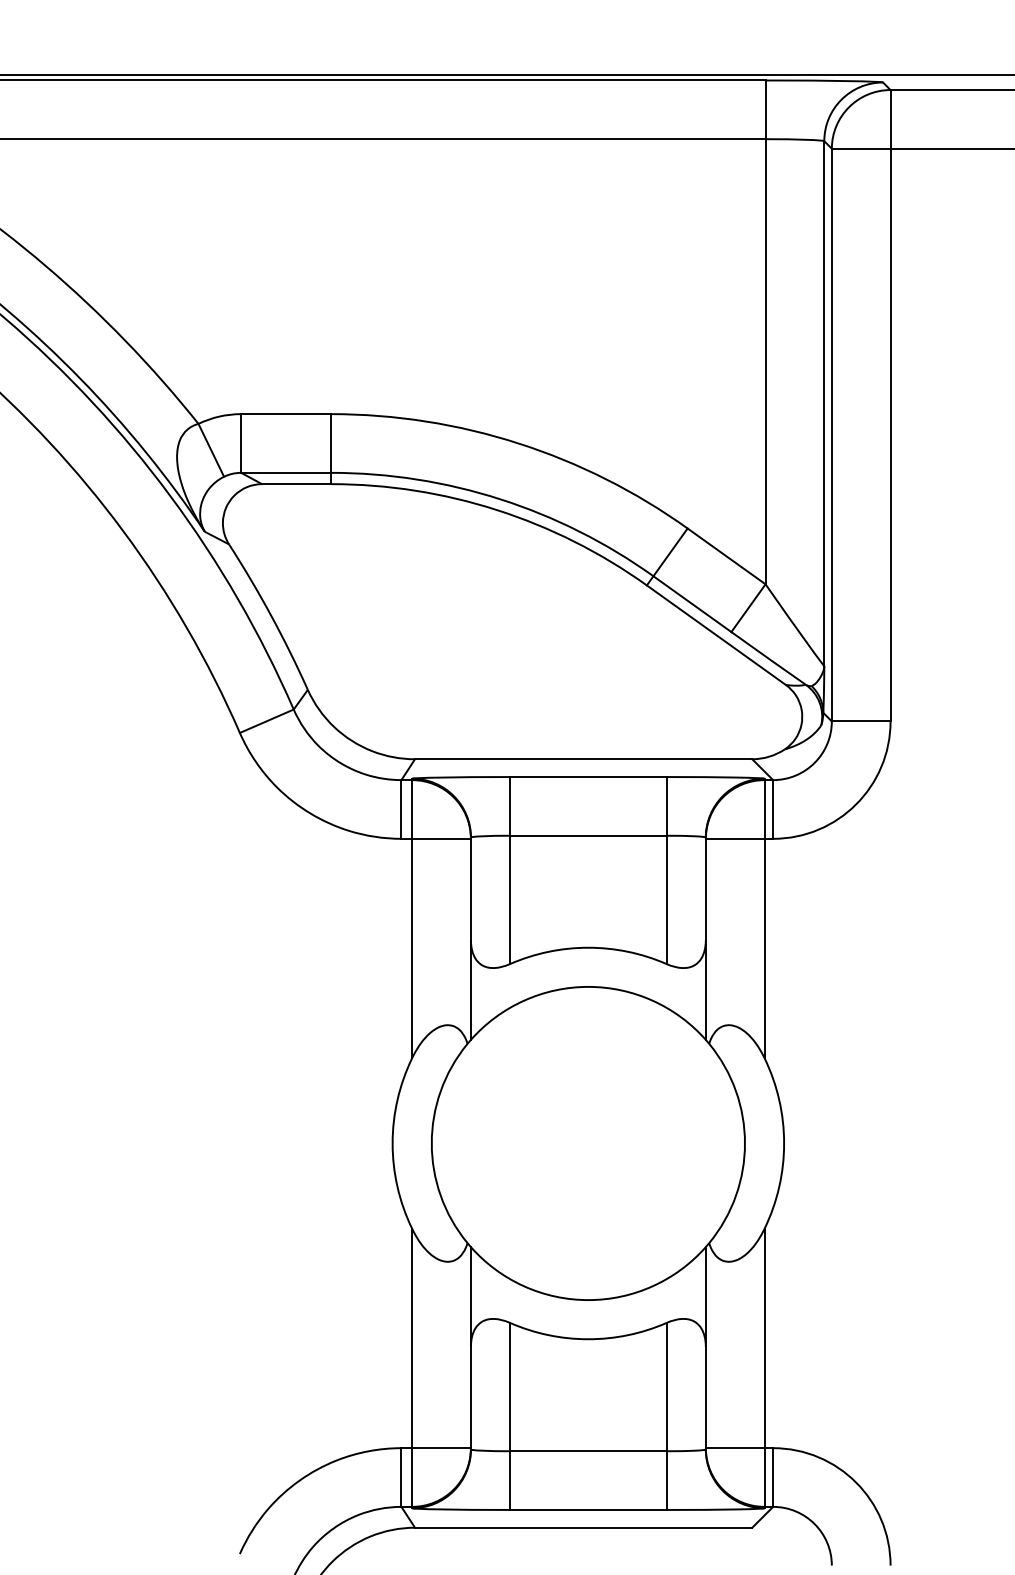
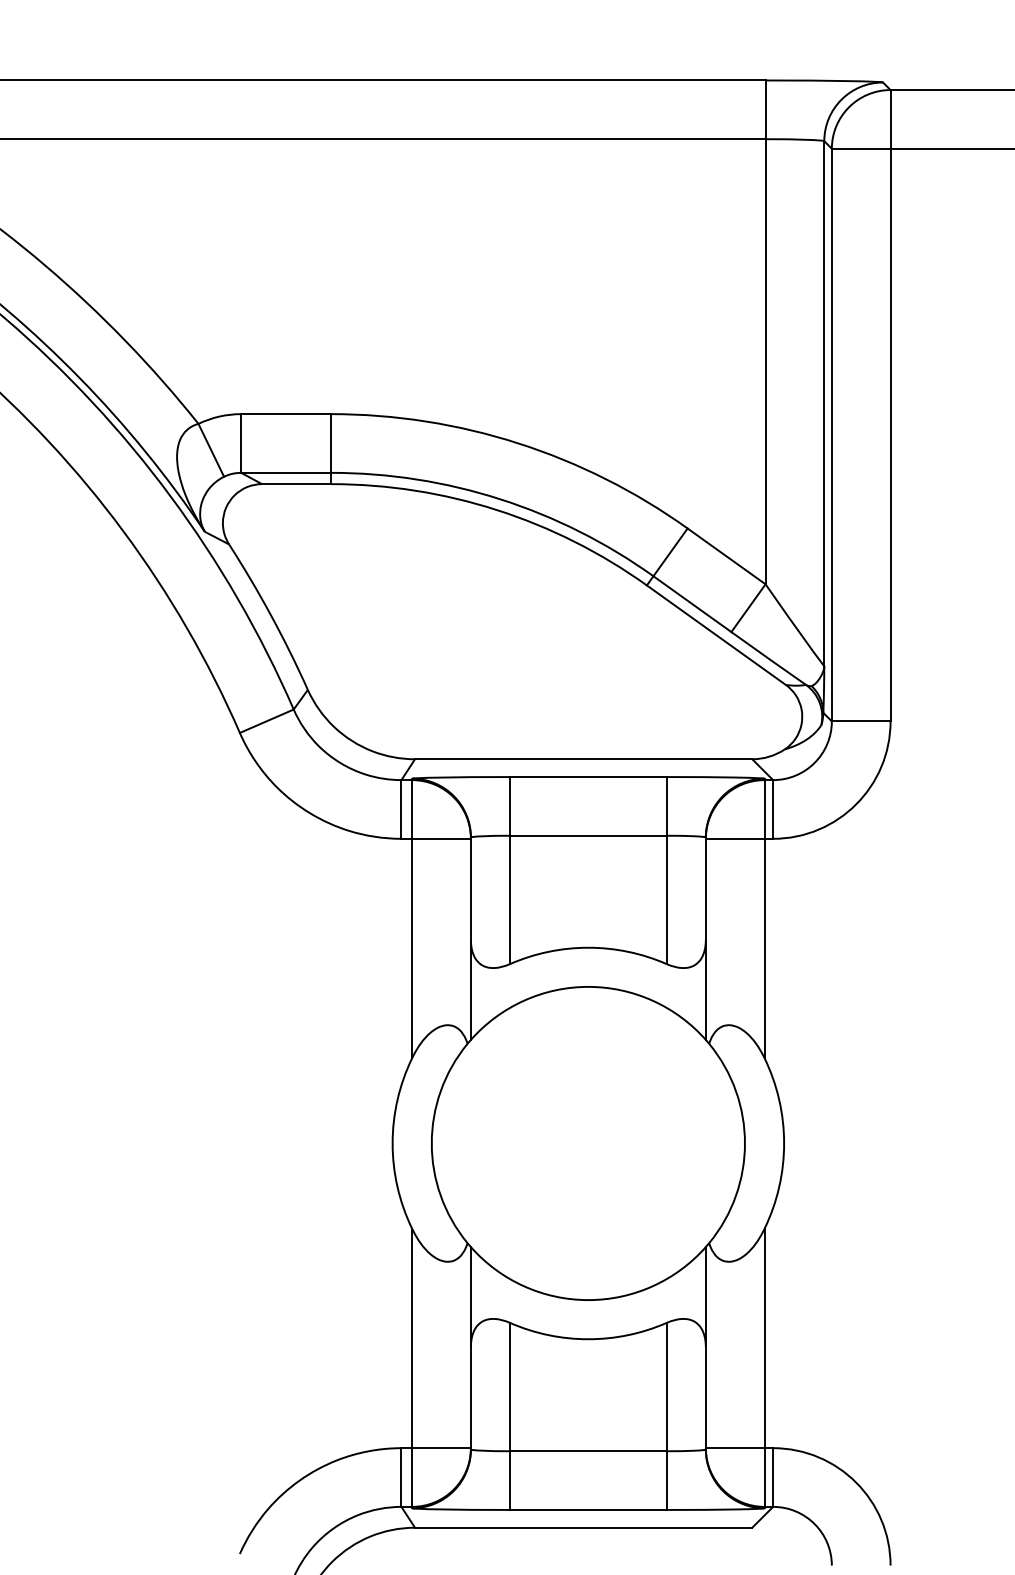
line: present -> none (506, 74)
